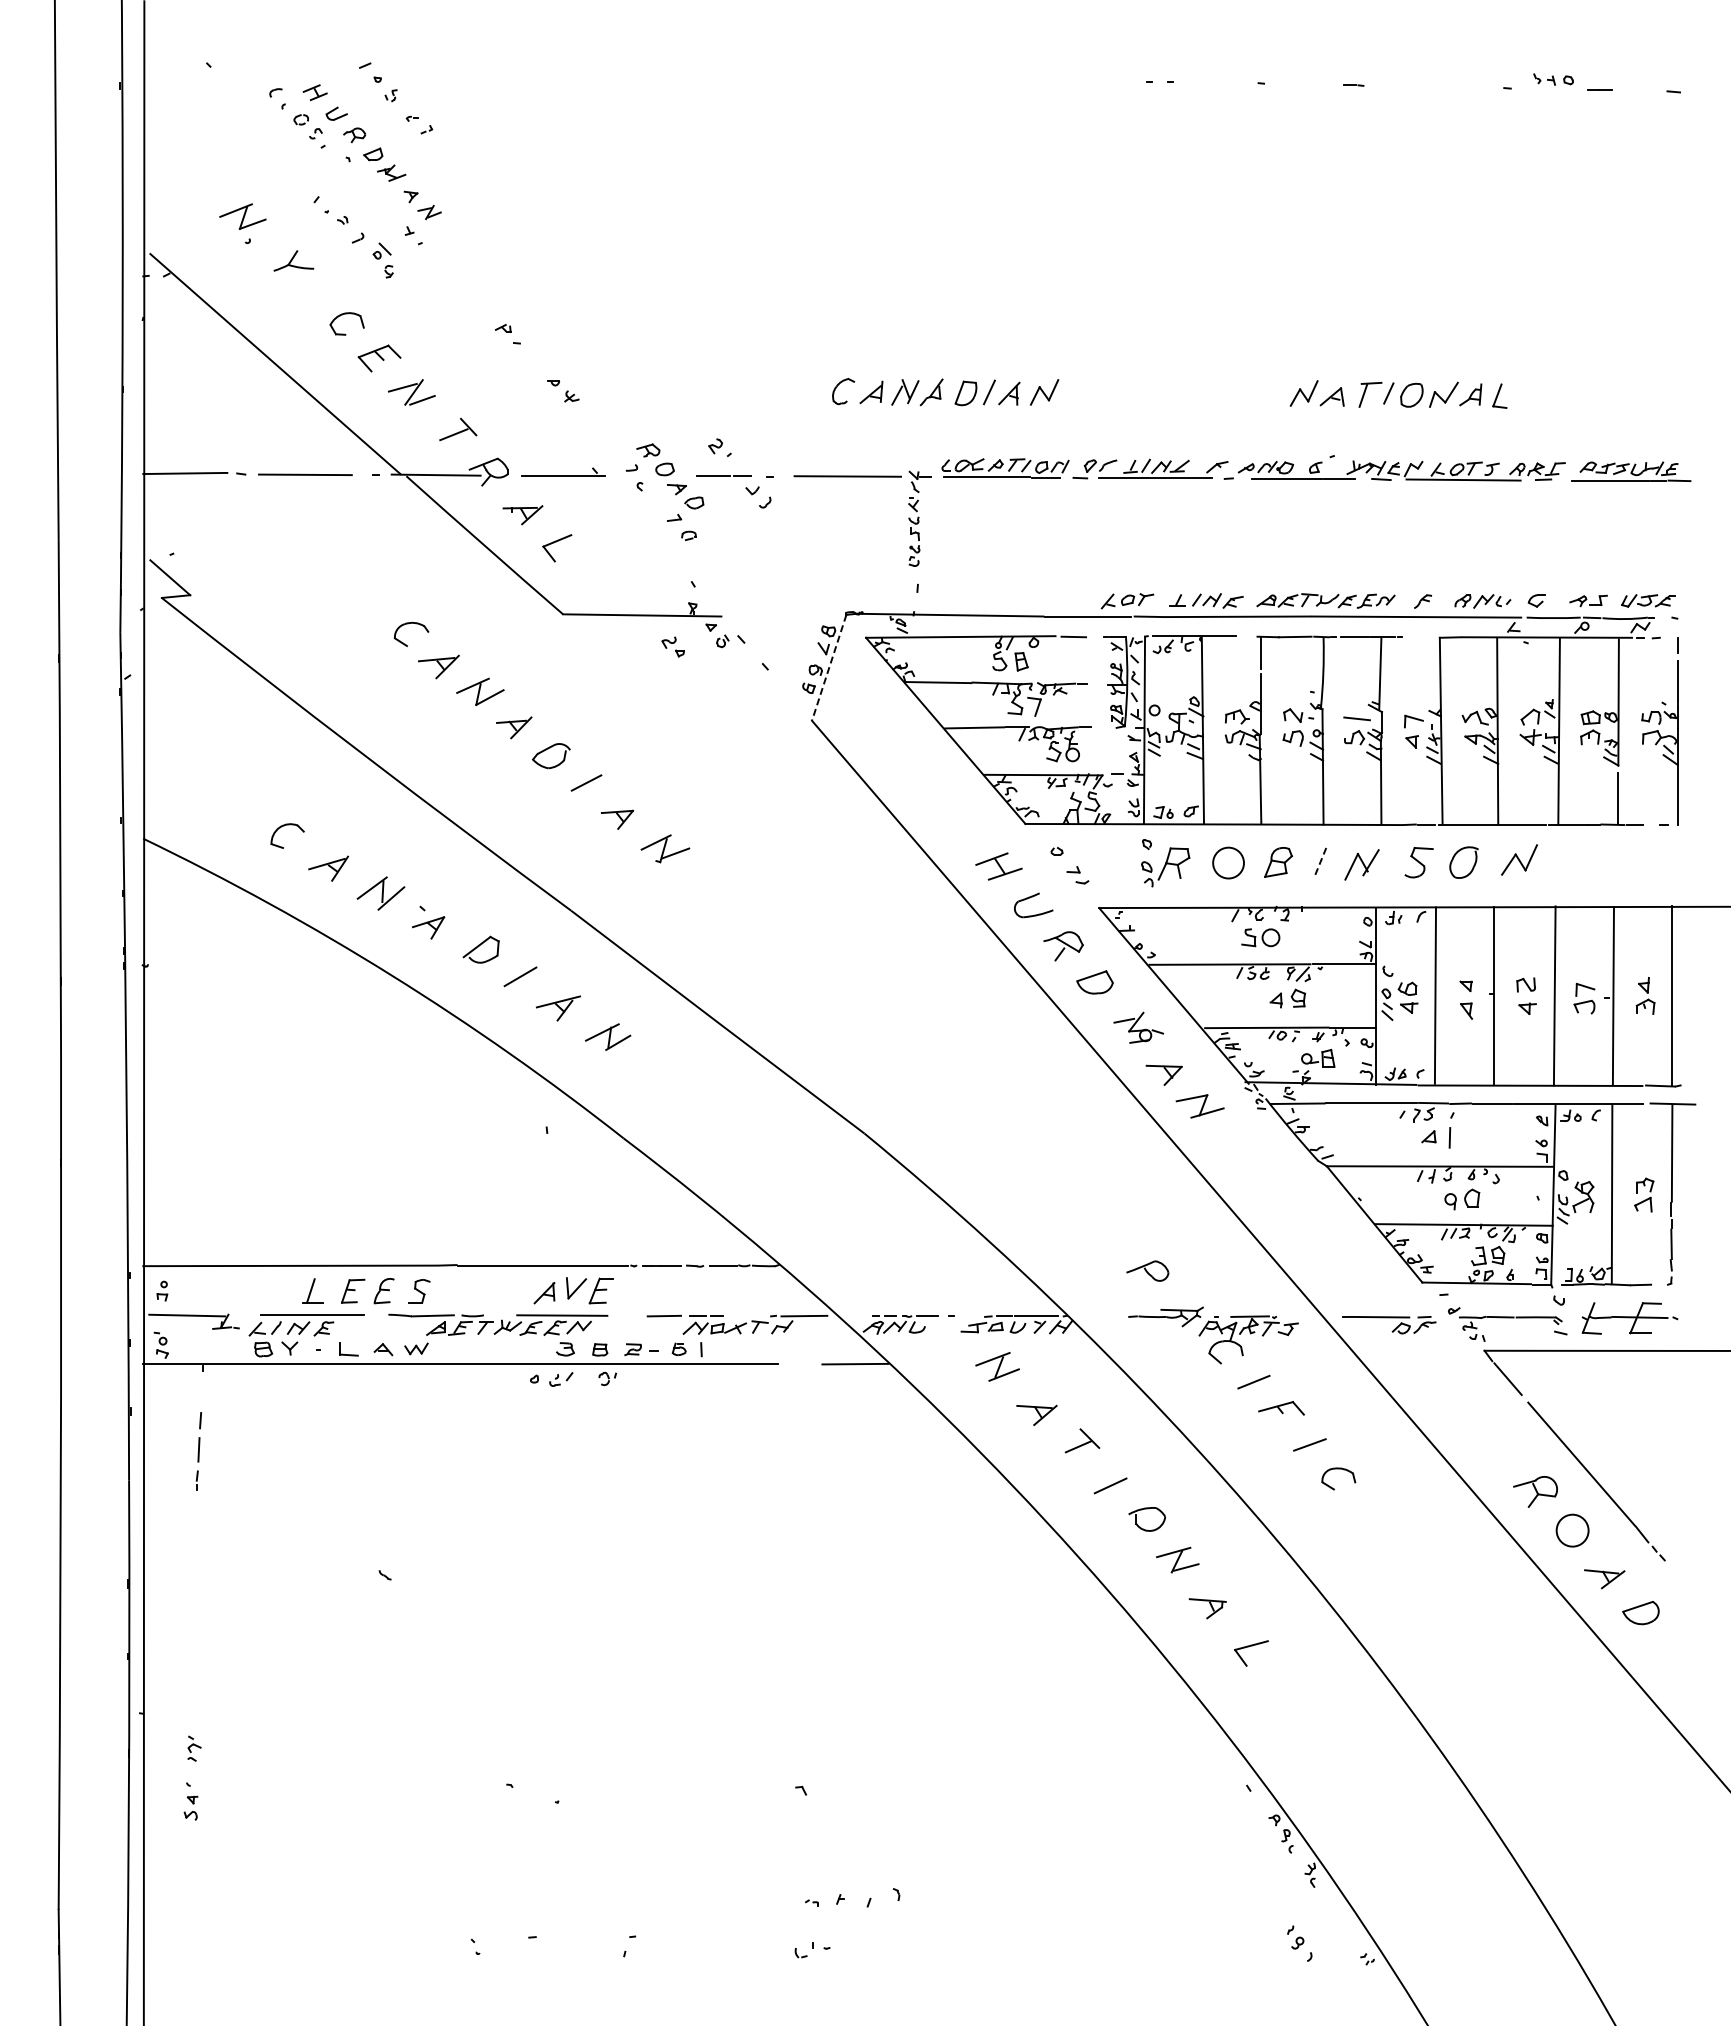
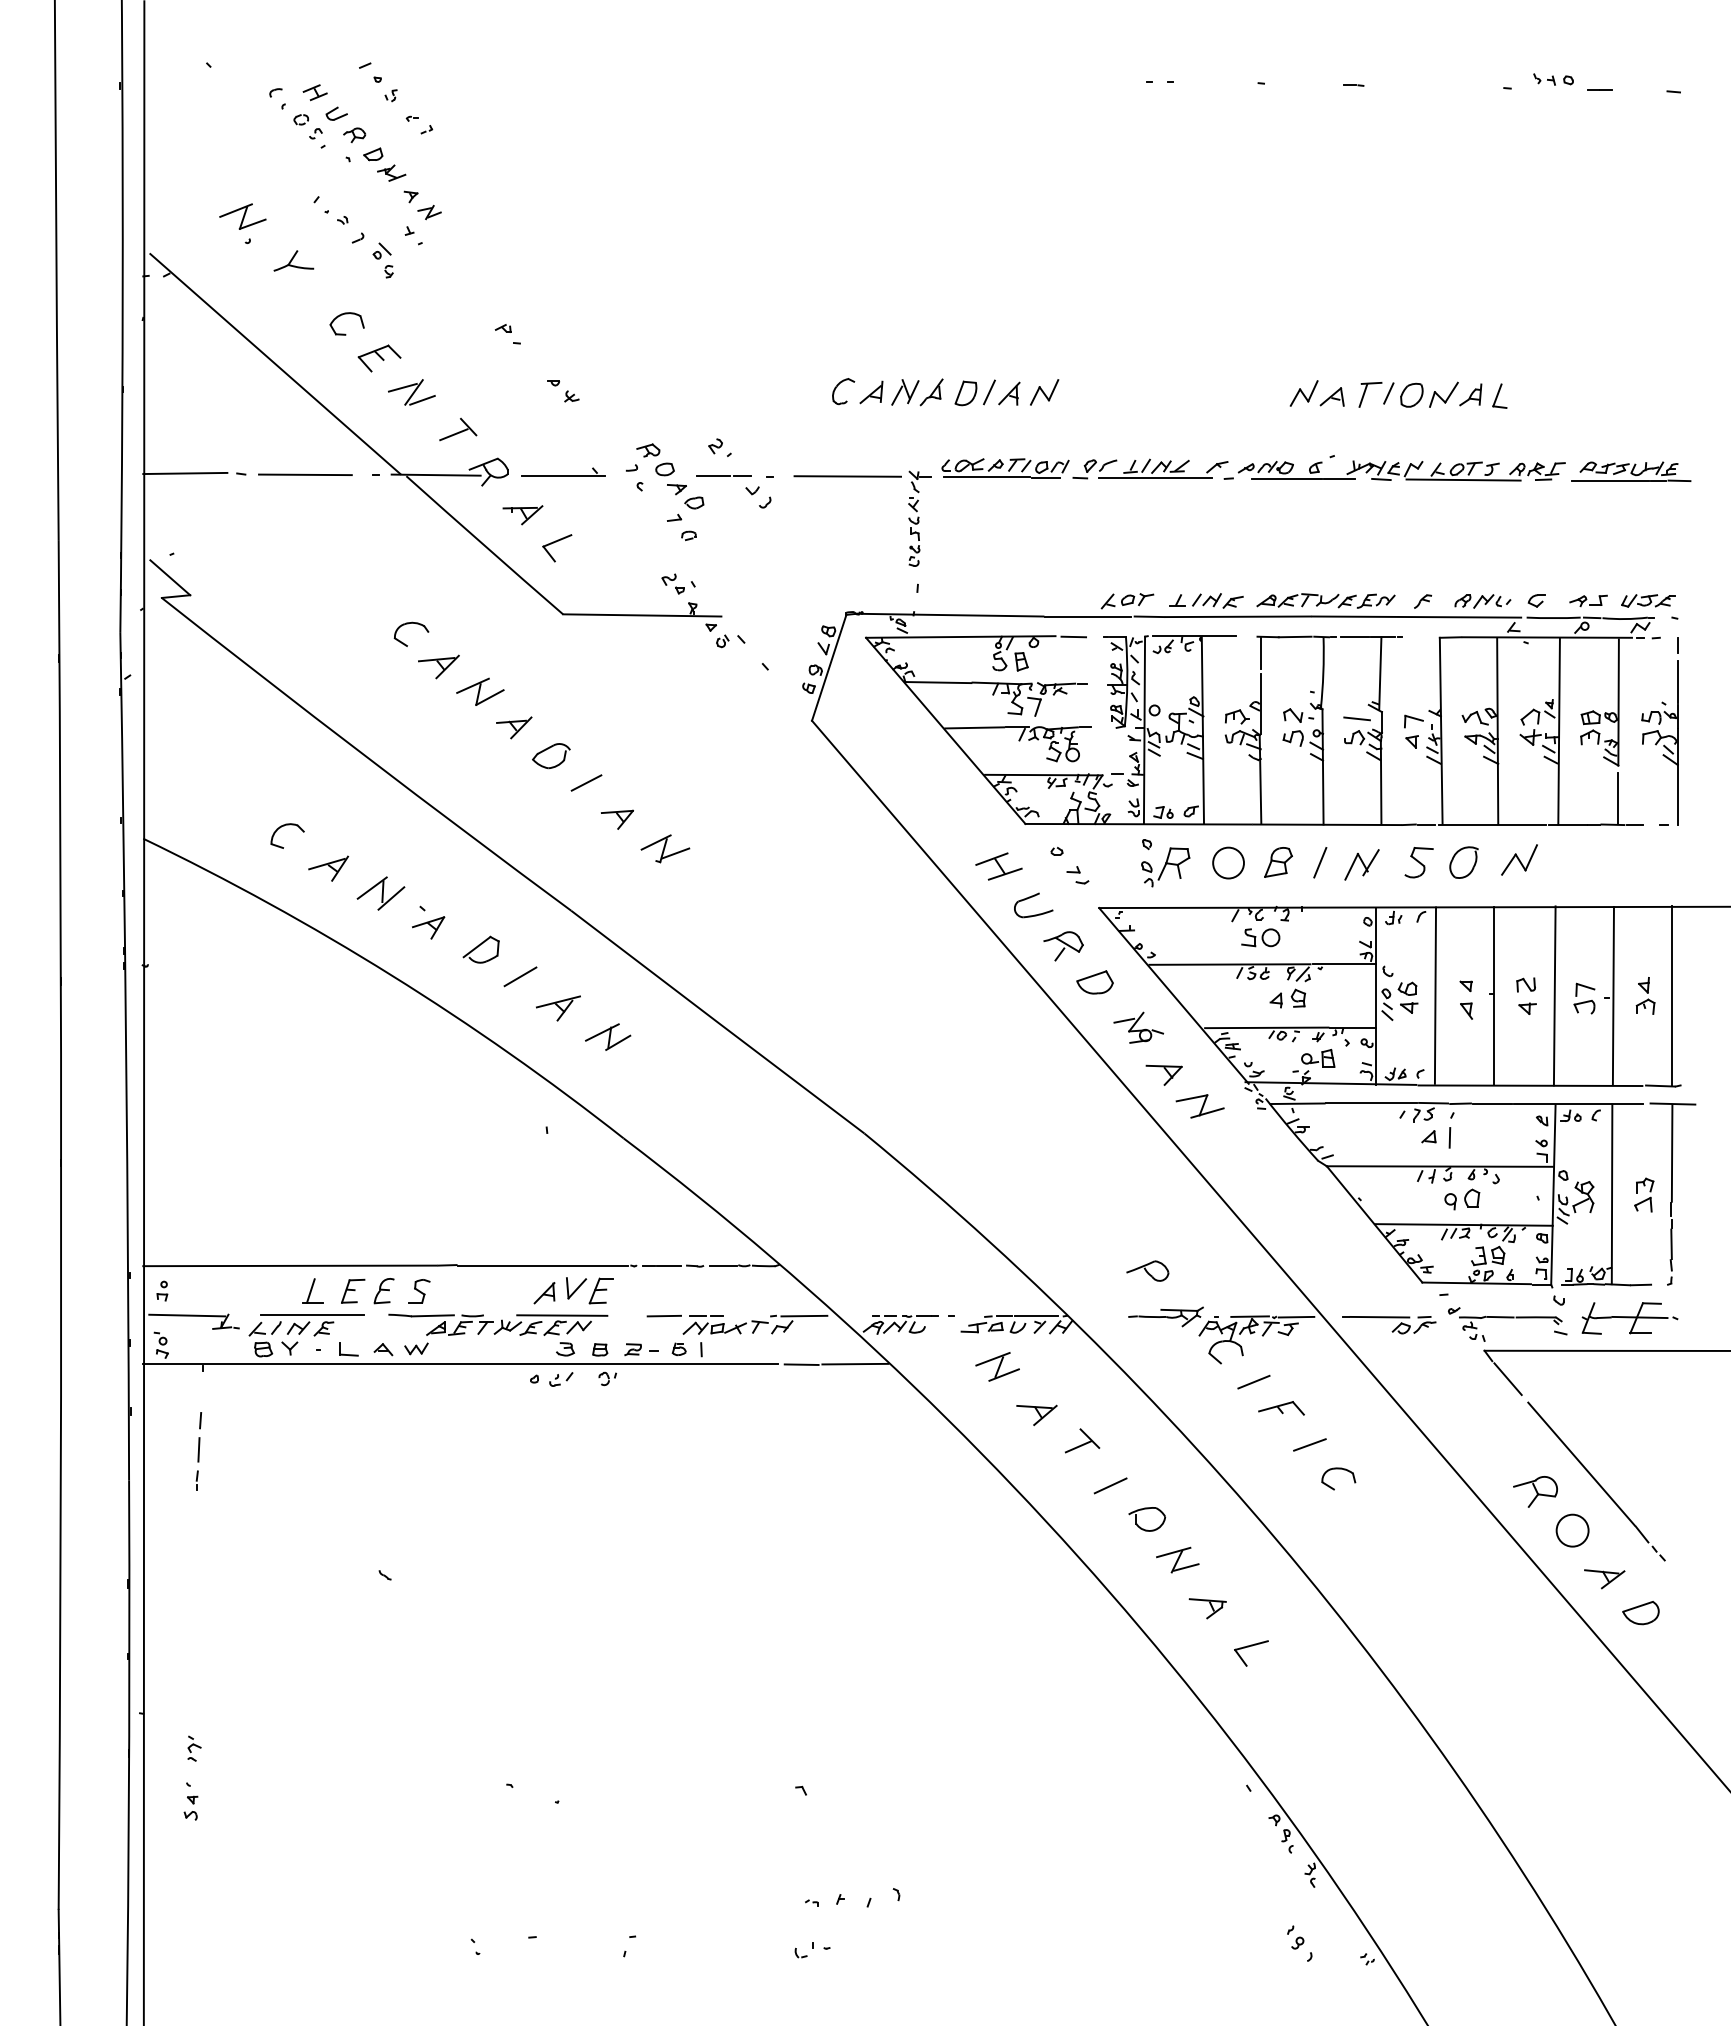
part position: (672, 646) -> (672, 583) (672, 583)
line: dashed -> solid (829, 667)
line: dashed -> solid (1320, 862)
line: none -> present (1296, 1316)
line: none -> present (801, 1364)
